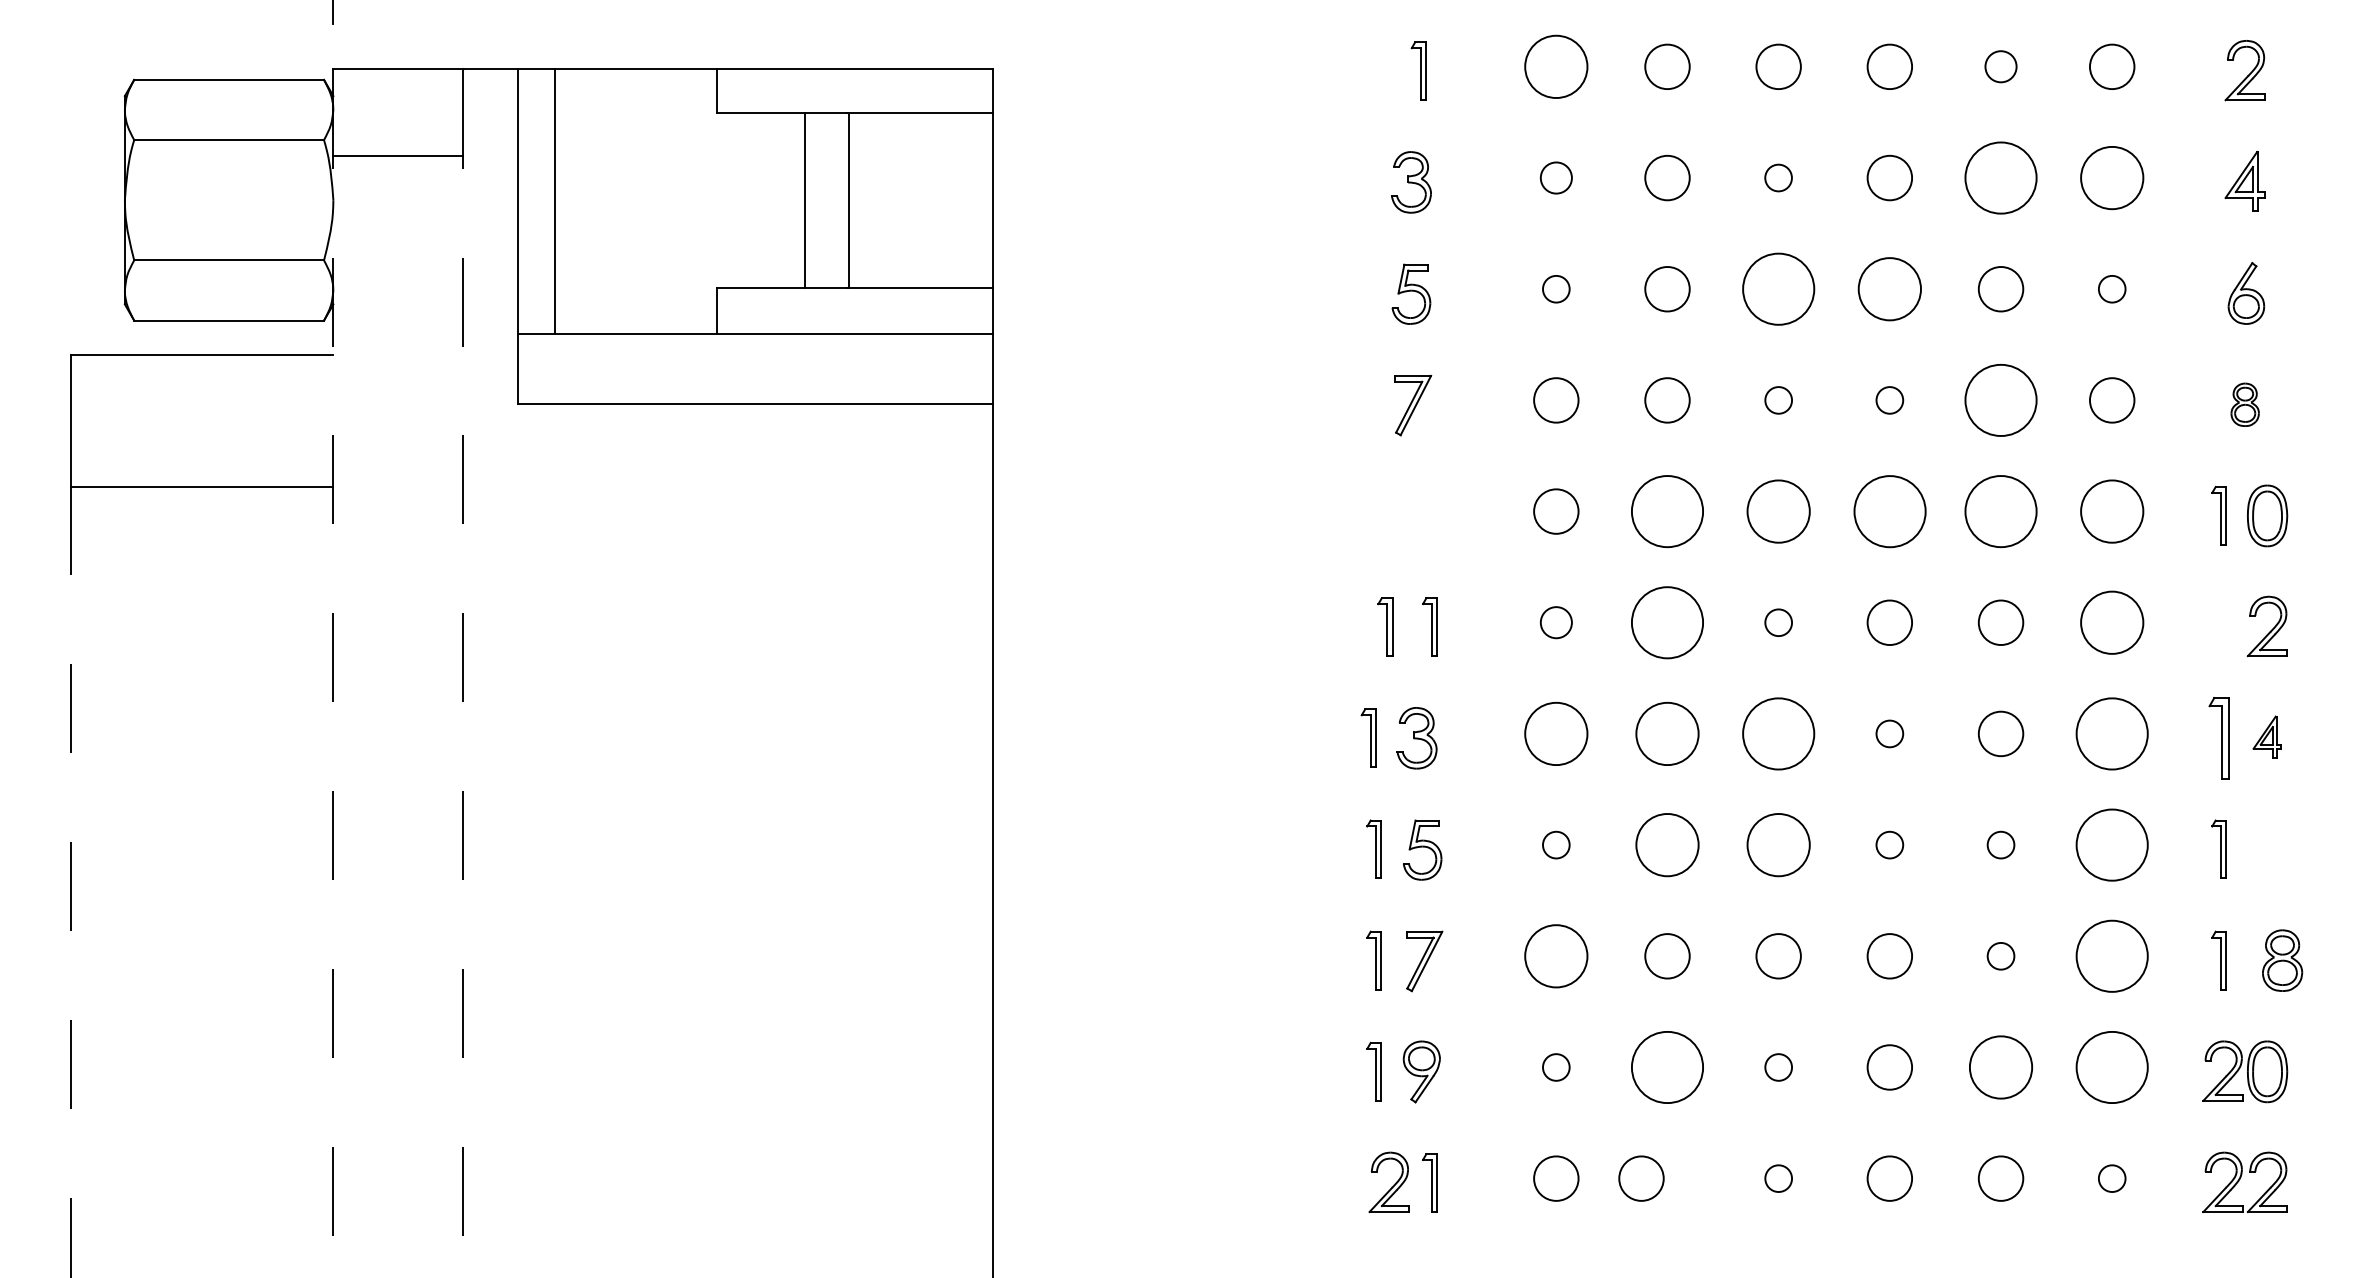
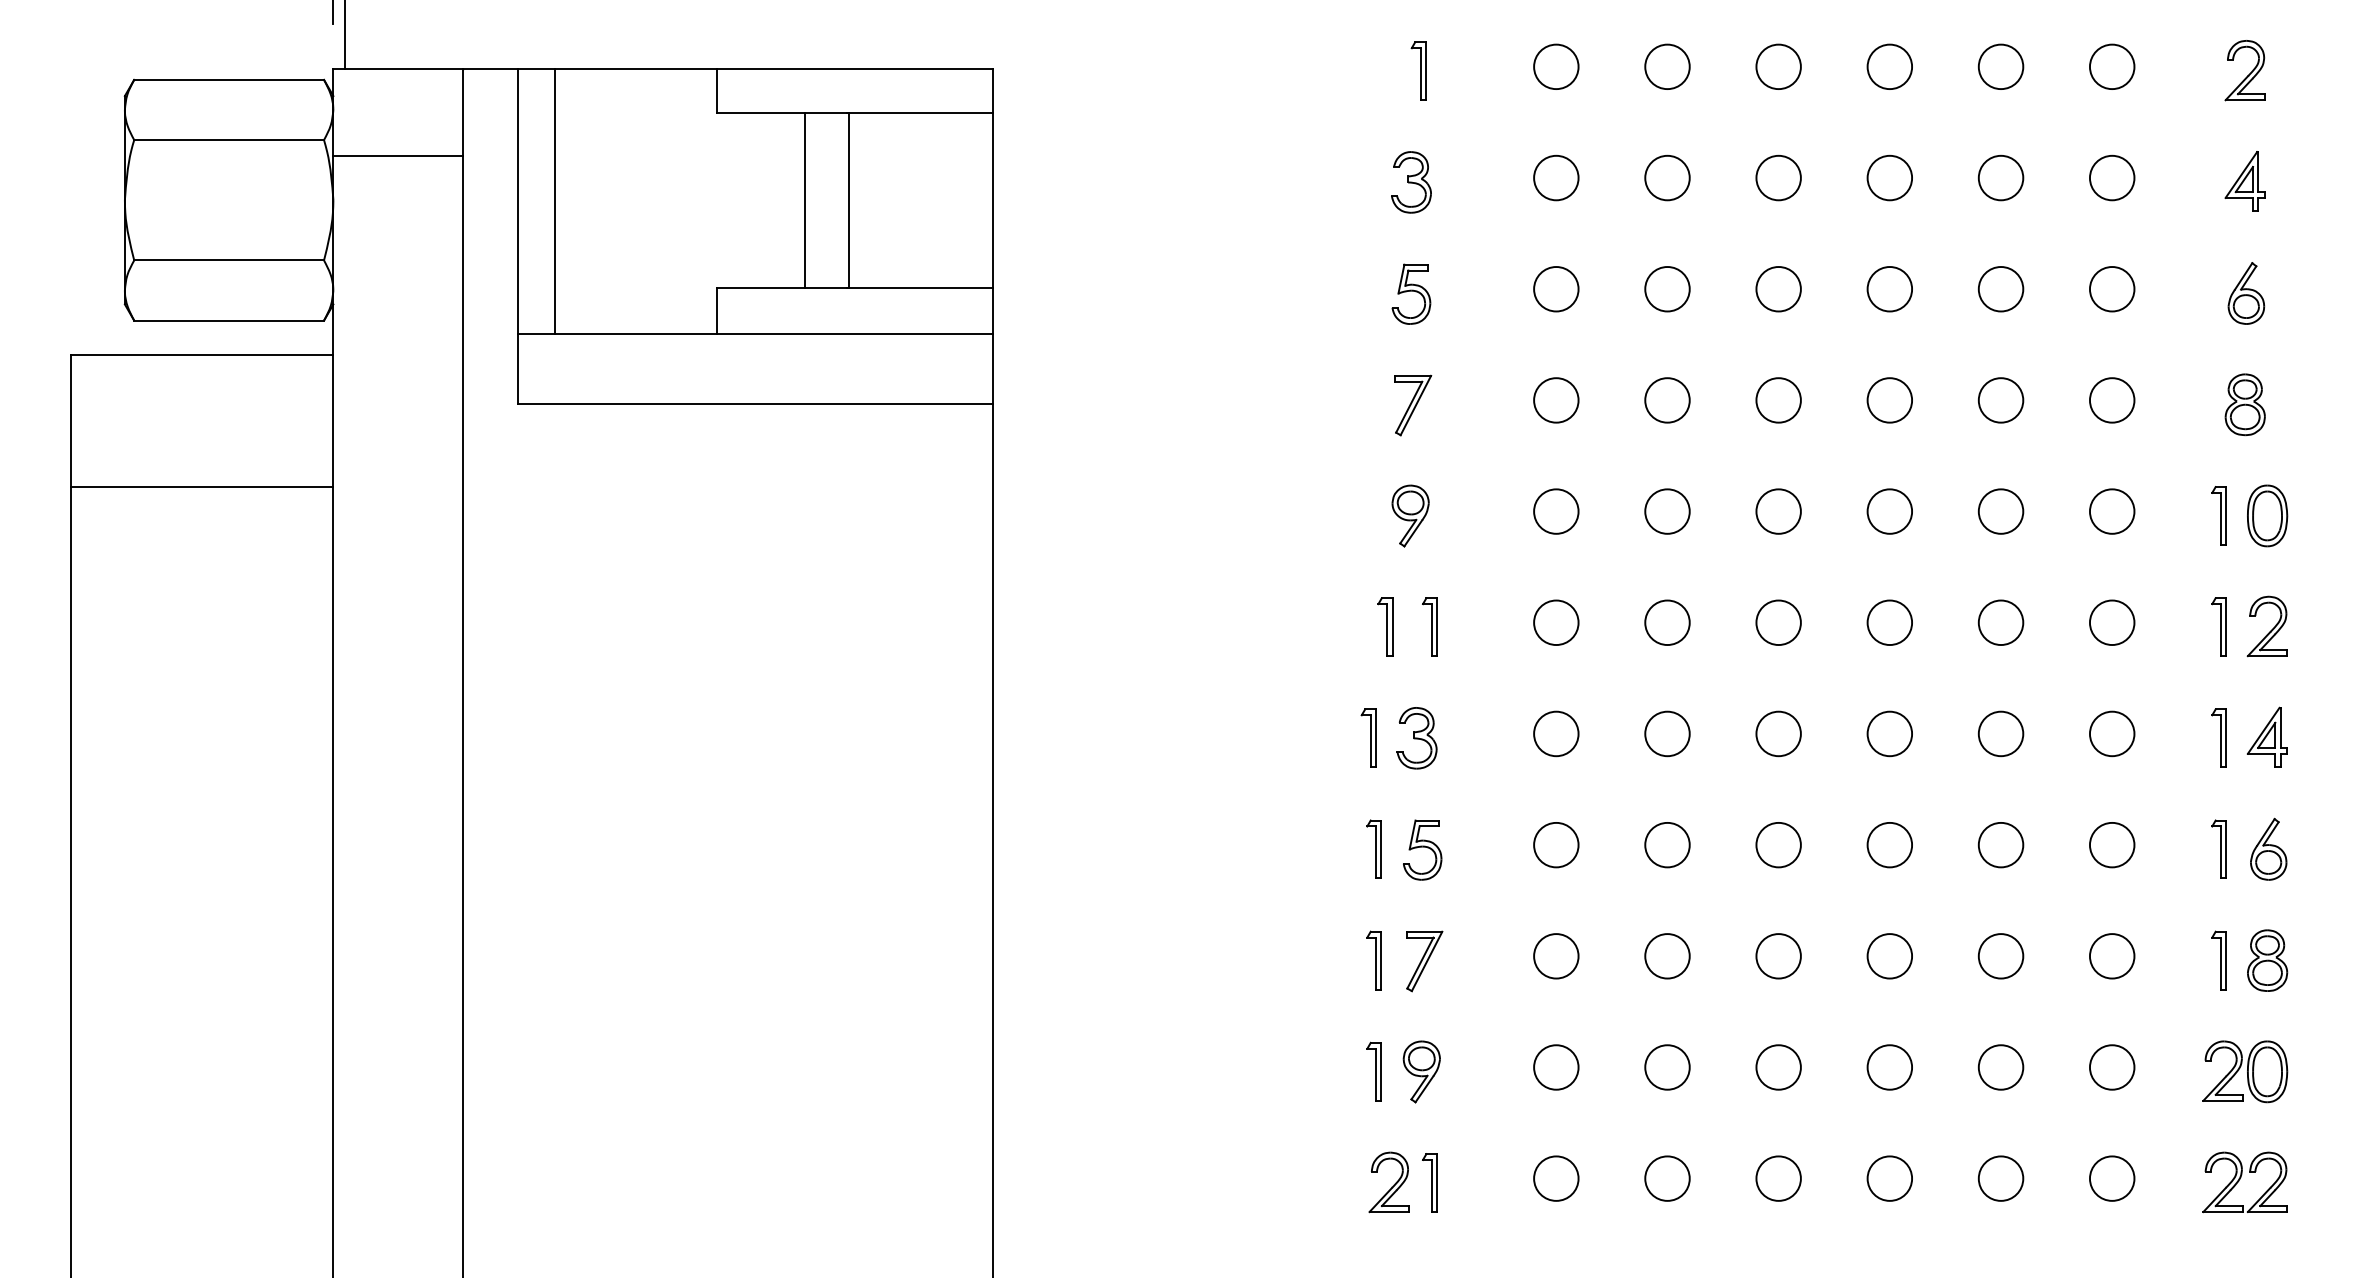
line: none -> present (344, 35)
circle diameter: 62 px -> 44 px (1556, 66)
circle size: 34x34 px -> 48x47 px (2000, 66)
circle size: 34x34 px -> 47x48 px (1556, 177)
circle size: 29x30 px -> 47x48 px (1778, 177)
circle diameter: 71 px -> 44 px (2000, 177)
circle diameter: 62 px -> 44 px (2111, 177)
circle diameter: 27 px -> 44 px (1556, 289)
circle diameter: 71 px -> 44 px (1778, 289)
circle diameter: 27 px -> 44 px (2111, 289)
circle diameter: 62 px -> 44 px (1889, 289)
circle diameter: 27 px -> 44 px (1778, 400)
circle diameter: 27 px -> 44 px (1889, 400)
circle diameter: 71 px -> 44 px (2000, 400)
part size: 30x45 px -> 42x64 px (2244, 404)
circle diameter: 71 px -> 44 px (1667, 511)
circle diameter: 62 px -> 44 px (1778, 511)
circle size: 74x74 px -> 47x47 px (1889, 511)
circle diameter: 71 px -> 44 px (2000, 511)
circle diameter: 62 px -> 44 px (2111, 511)
part: none -> present (1410, 515)
circle size: 34x34 px -> 47x47 px (1556, 622)
circle diameter: 71 px -> 44 px (1667, 622)
circle diameter: 27 px -> 44 px (1778, 622)
circle diameter: 62 px -> 44 px (2111, 622)
part: none -> present (2218, 626)
line: dashed -> solid (333, 716)
line: dashed -> solid (462, 716)
circle diameter: 62 px -> 44 px (1556, 733)
circle diameter: 62 px -> 44 px (1667, 733)
circle diameter: 71 px -> 44 px (1778, 733)
circle diameter: 27 px -> 44 px (1889, 733)
circle diameter: 71 px -> 44 px (2111, 733)
part size: 30x44 px -> 42x62 px (2266, 736)
part size: 22x83 px -> 16x60 px (2218, 737)
circle diameter: 27 px -> 44 px (1556, 844)
circle diameter: 27 px -> 44 px (1889, 844)
circle diameter: 27 px -> 44 px (2000, 844)
circle diameter: 71 px -> 44 px (2111, 844)
circle diameter: 62 px -> 44 px (1667, 844)
circle diameter: 62 px -> 44 px (1778, 844)
part: none -> present (2268, 848)
line: dashed -> solid (70, 882)
circle diameter: 27 px -> 44 px (2000, 956)
circle diameter: 71 px -> 44 px (2111, 956)
circle diameter: 62 px -> 44 px (1556, 956)
part position: (2282, 960) -> (2267, 960) (2267, 960)
circle diameter: 27 px -> 44 px (1556, 1067)
circle size: 73x73 px -> 47x47 px (1667, 1067)
circle diameter: 27 px -> 44 px (1778, 1067)
circle diameter: 62 px -> 44 px (2000, 1067)
circle diameter: 71 px -> 44 px (2111, 1067)
circle position: (1641, 1178) -> (1667, 1178) (1667, 1178)
circle diameter: 27 px -> 44 px (1778, 1178)
circle diameter: 27 px -> 44 px (2111, 1178)
